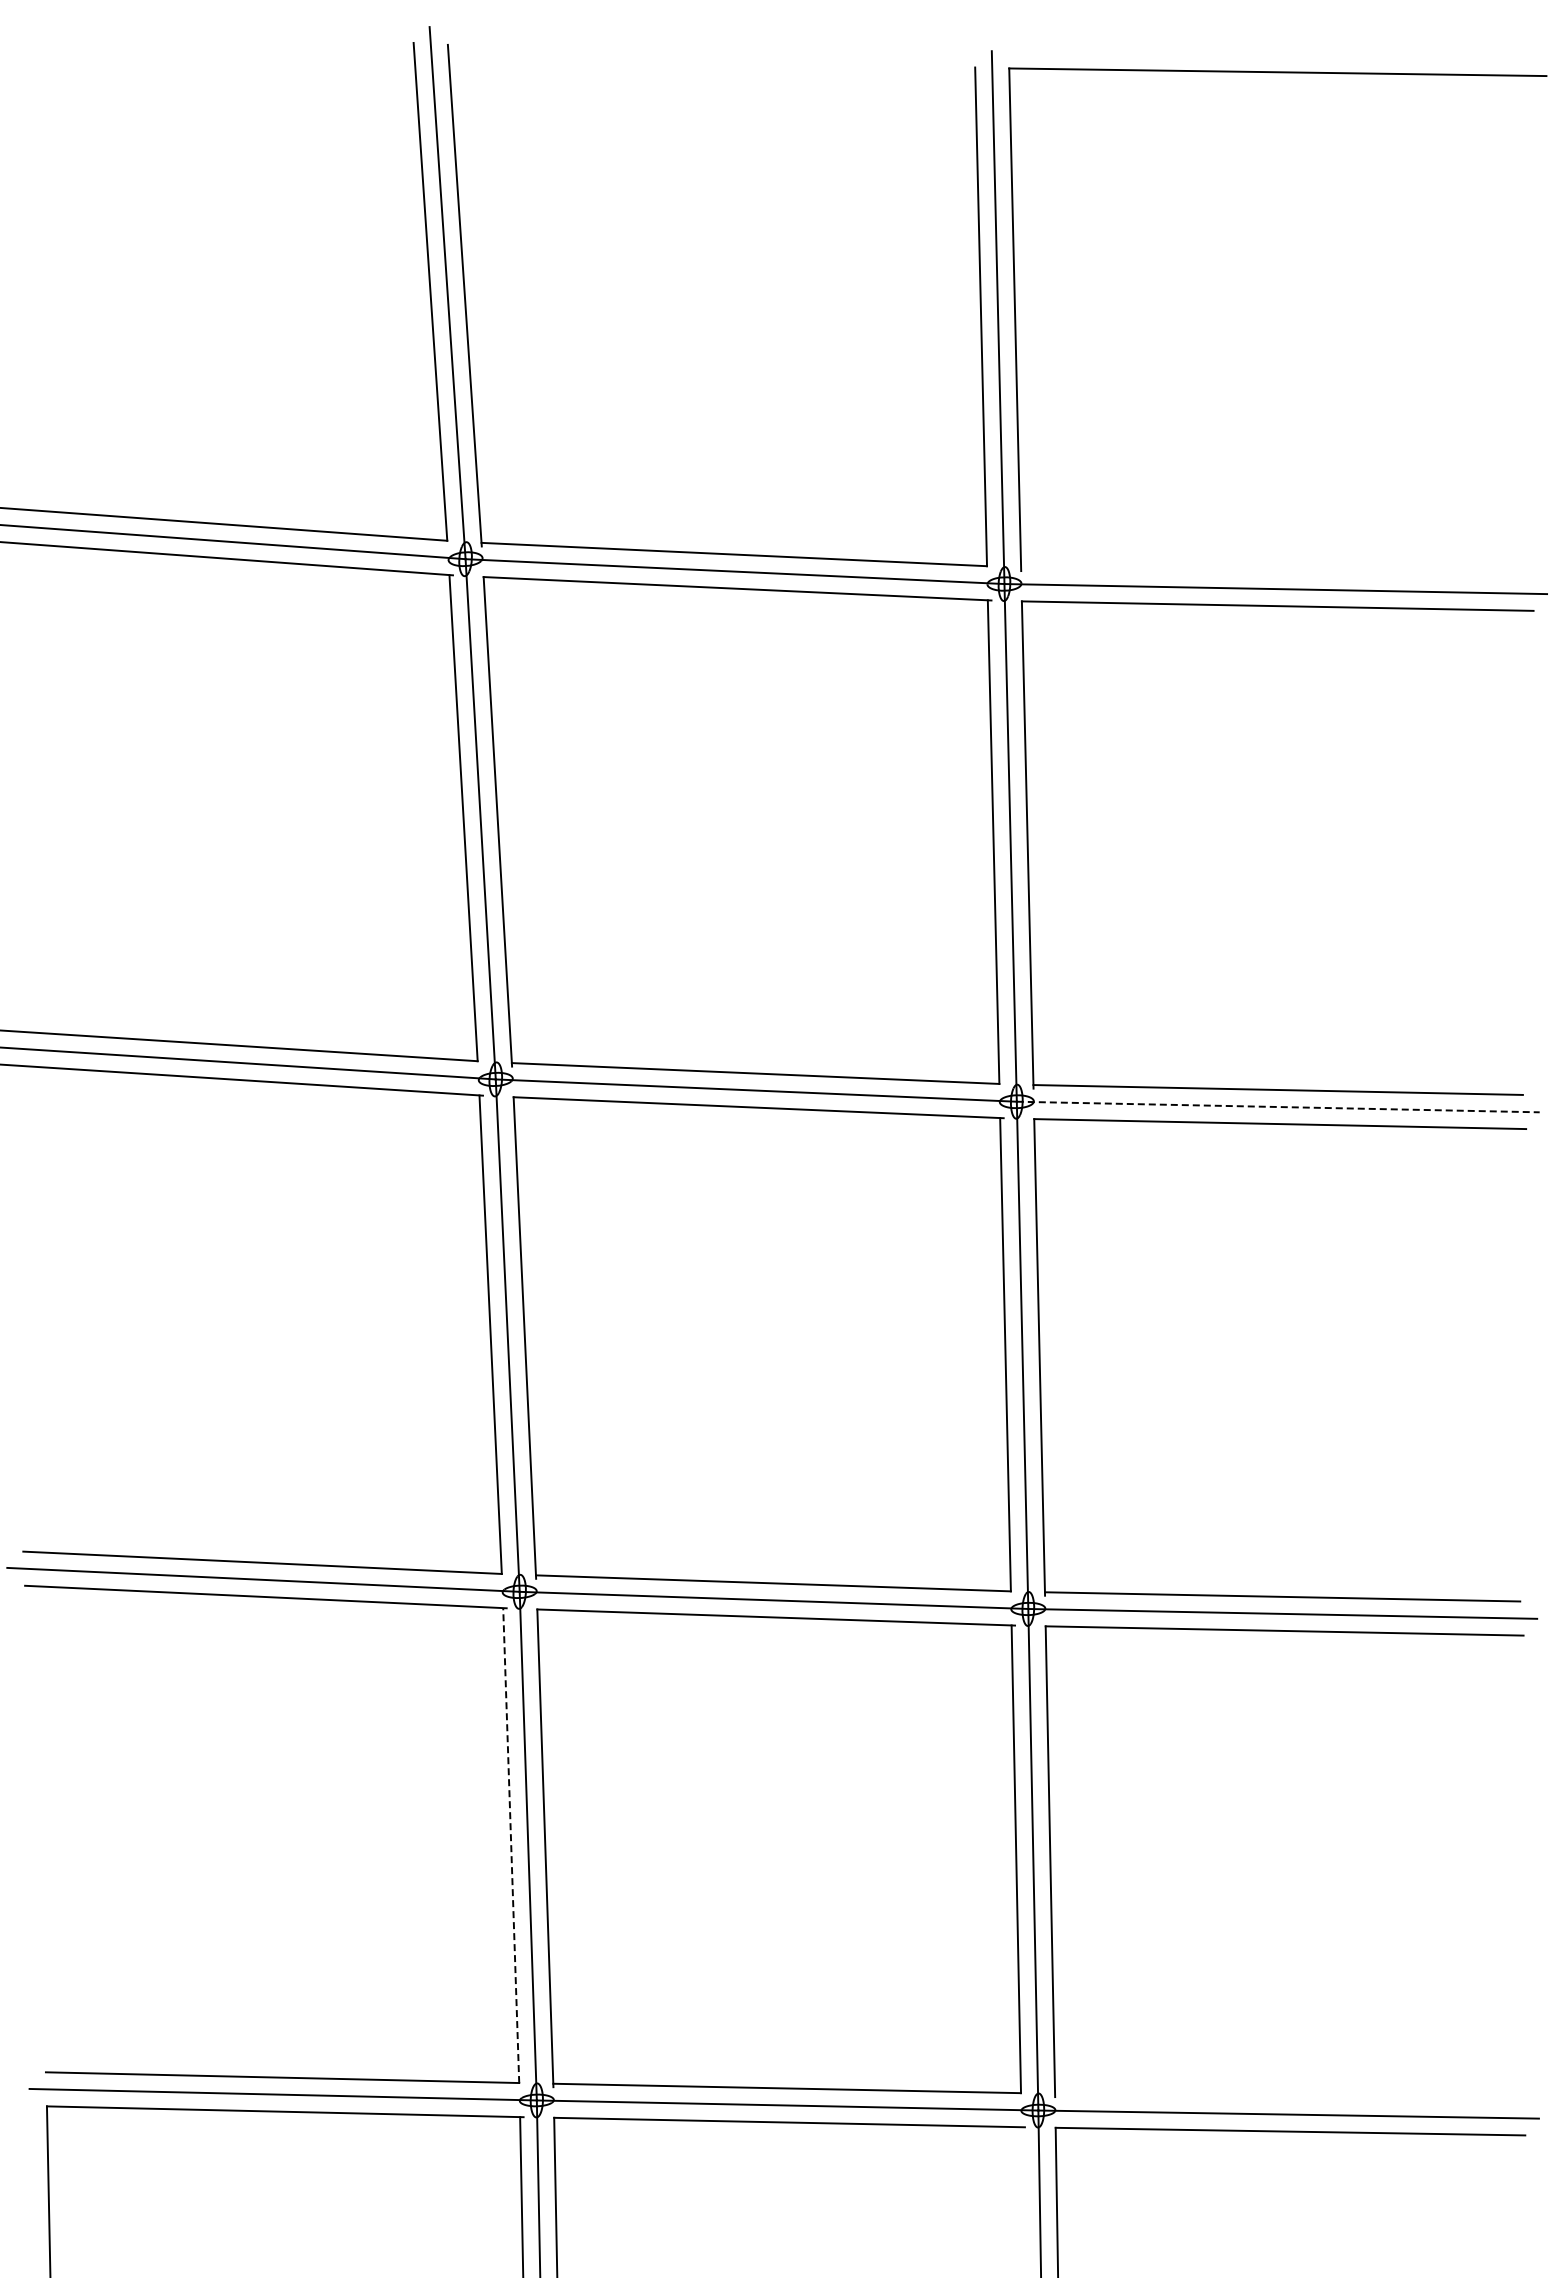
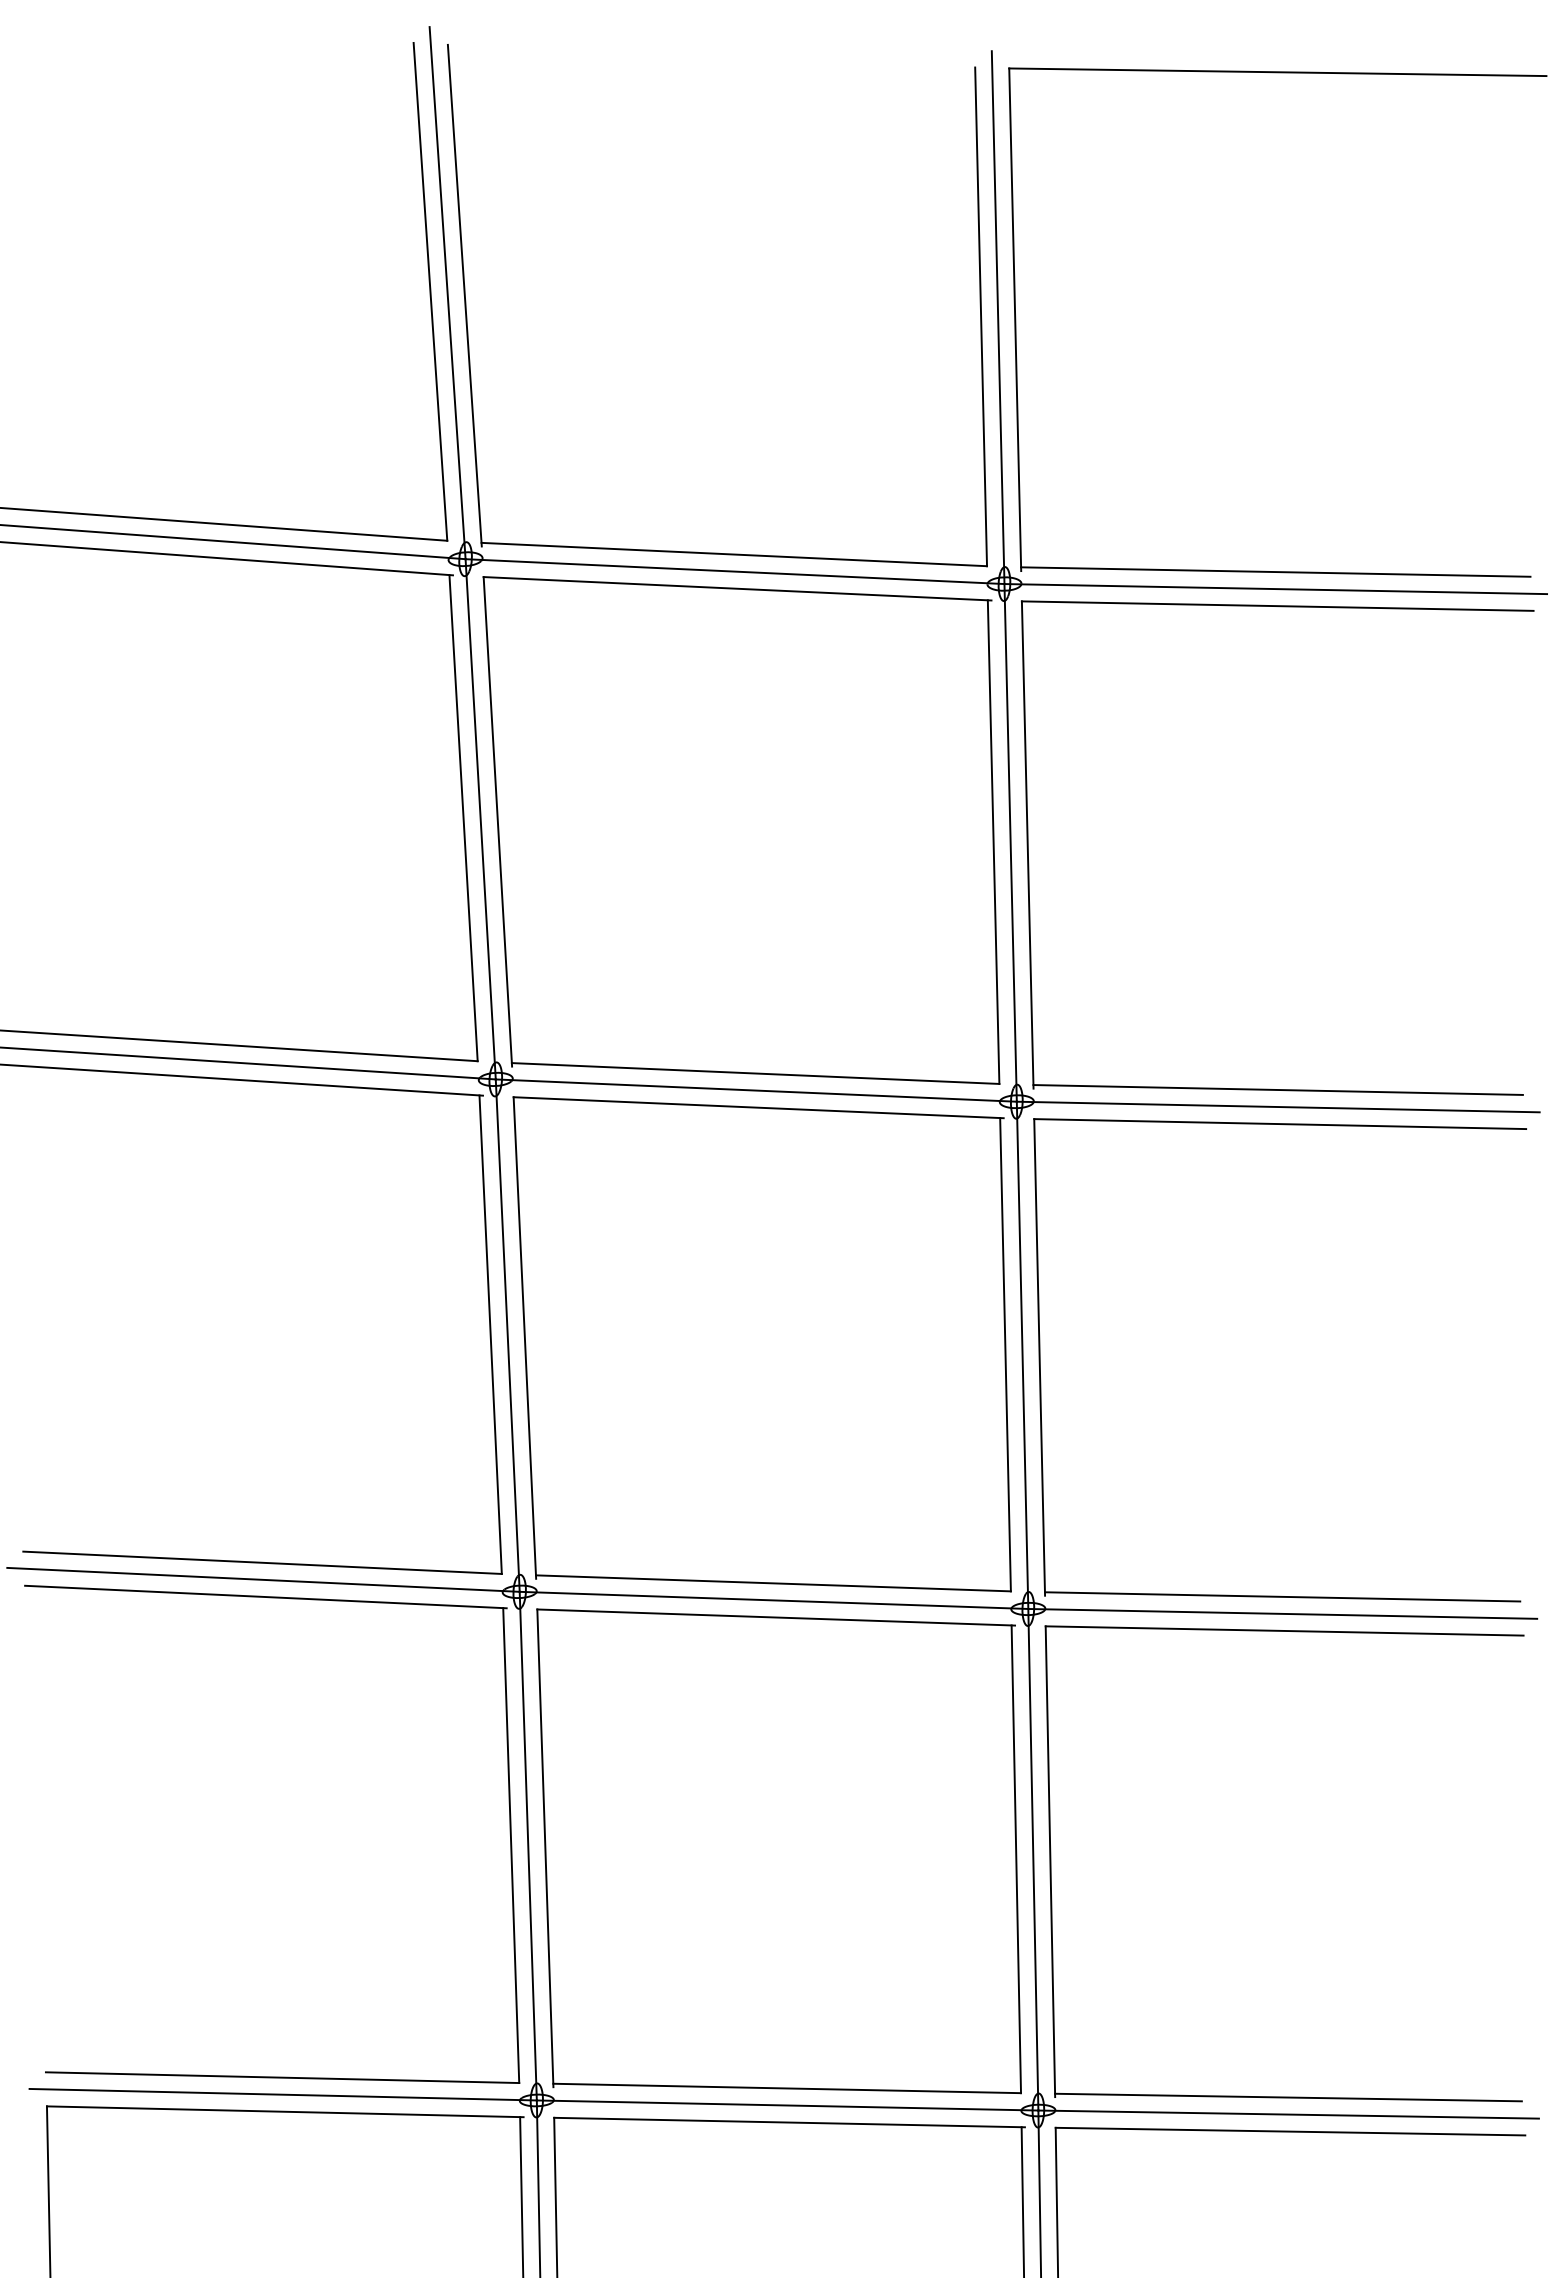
line: none -> present (1275, 571)
line: dashed -> solid (1278, 1107)
line: dashed -> solid (511, 1845)
line: none -> present (1288, 2097)
line: none -> present (1022, 2200)
